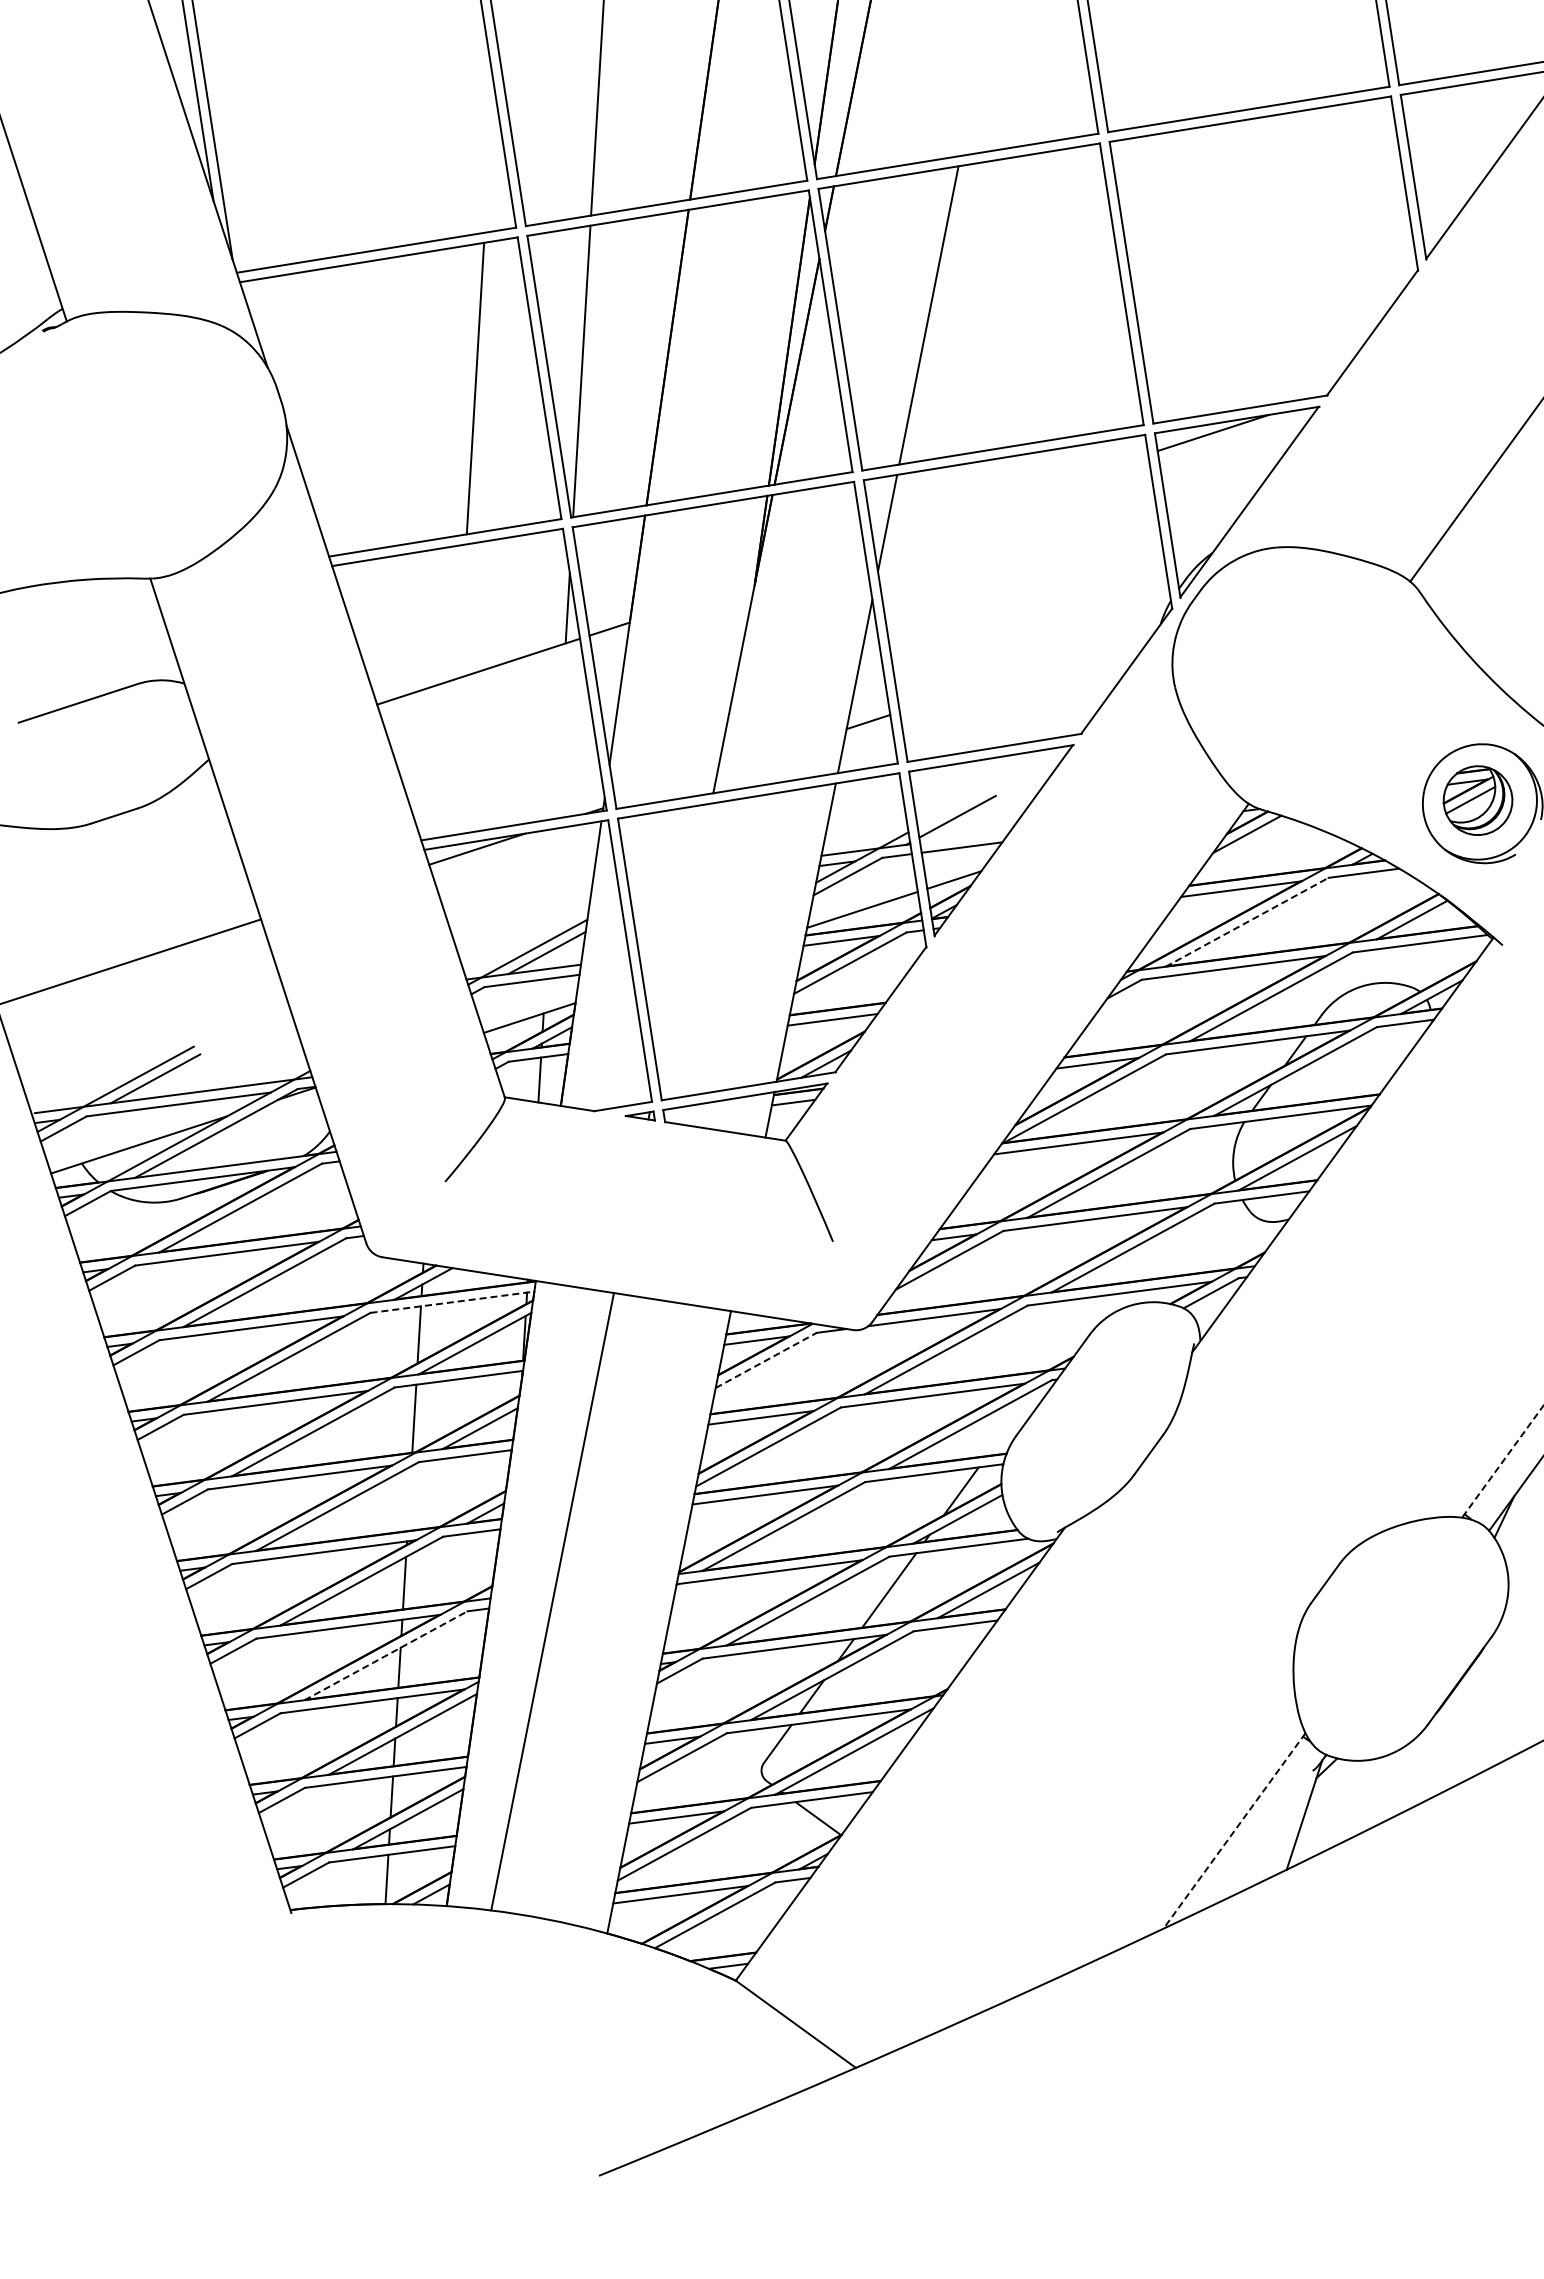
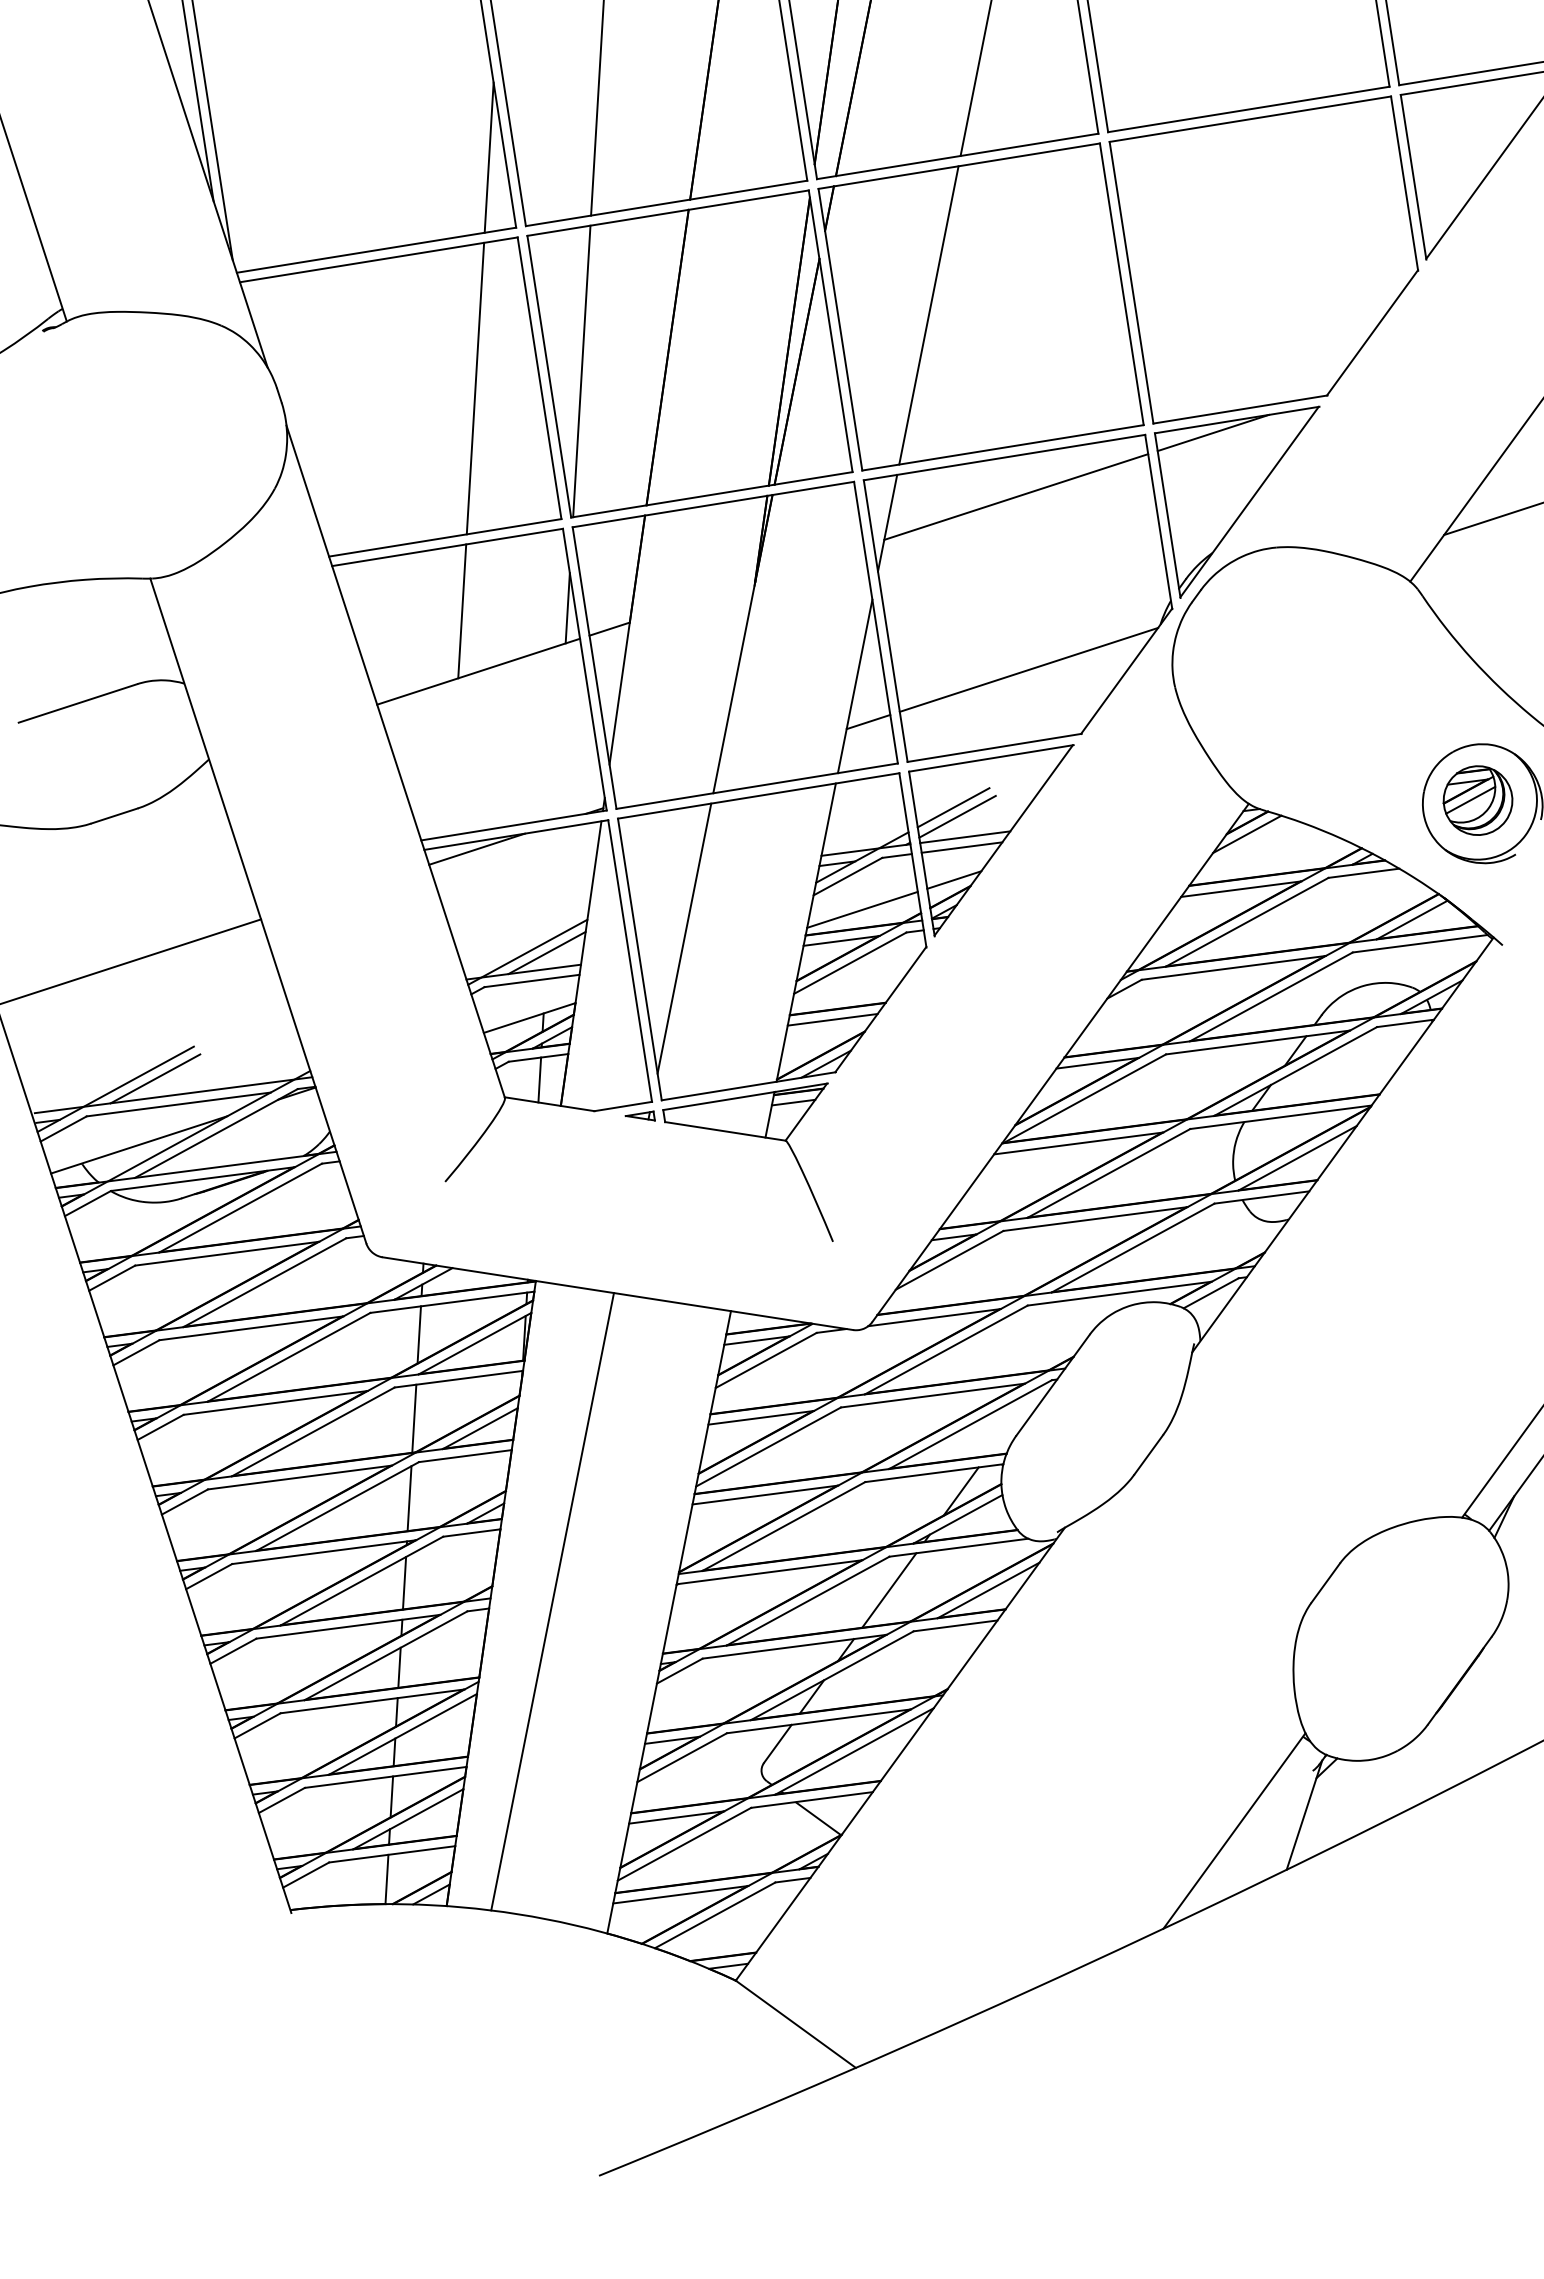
line: none -> present (975, 78)
line: none -> present (488, 157)
line: none -> present (1016, 496)
line: none -> present (1492, 519)
line: none -> present (462, 611)
line: none -> present (1028, 669)
line: none -> present (953, 807)
line: none -> present (965, 837)
line: dashed -> solid (1247, 922)
line: none -> present (684, 938)
line: dashed -> solid (452, 1302)
line: dashed -> solid (766, 1360)
line: dashed -> solid (1502, 1461)
line: none -> present (409, 1498)
line: dashed -> solid (386, 1655)
line: dashed -> solid (1234, 1831)
